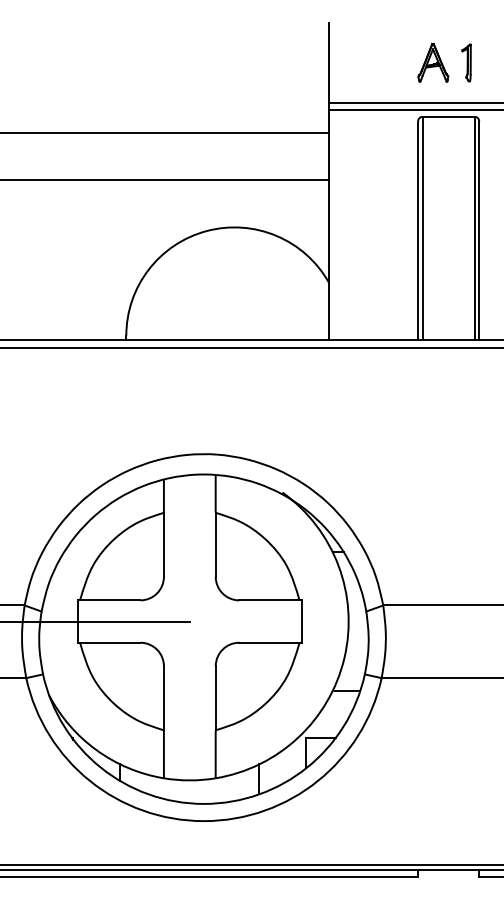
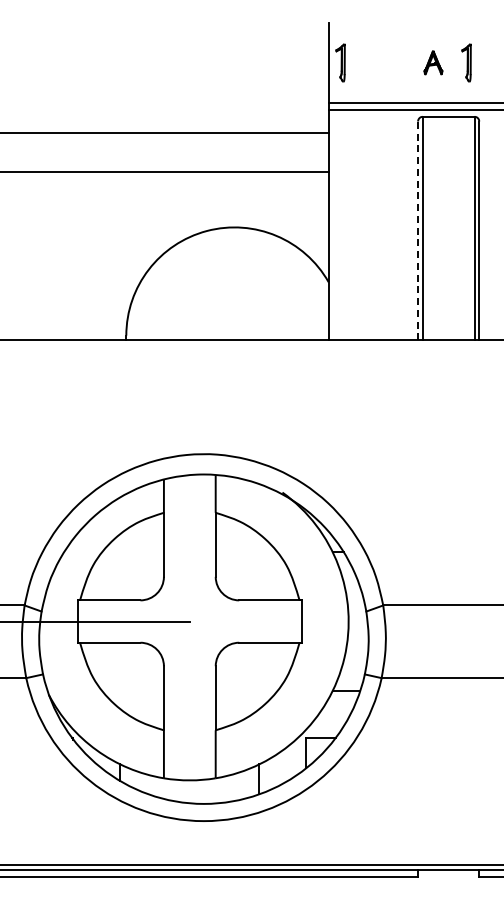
part: none -> present (340, 62)
part size: 33x40 px -> 21x26 px (433, 62)
line position: (165, 180) -> (165, 172) (165, 172)
line: solid -> dashed (418, 230)
line: present -> none (251, 348)
